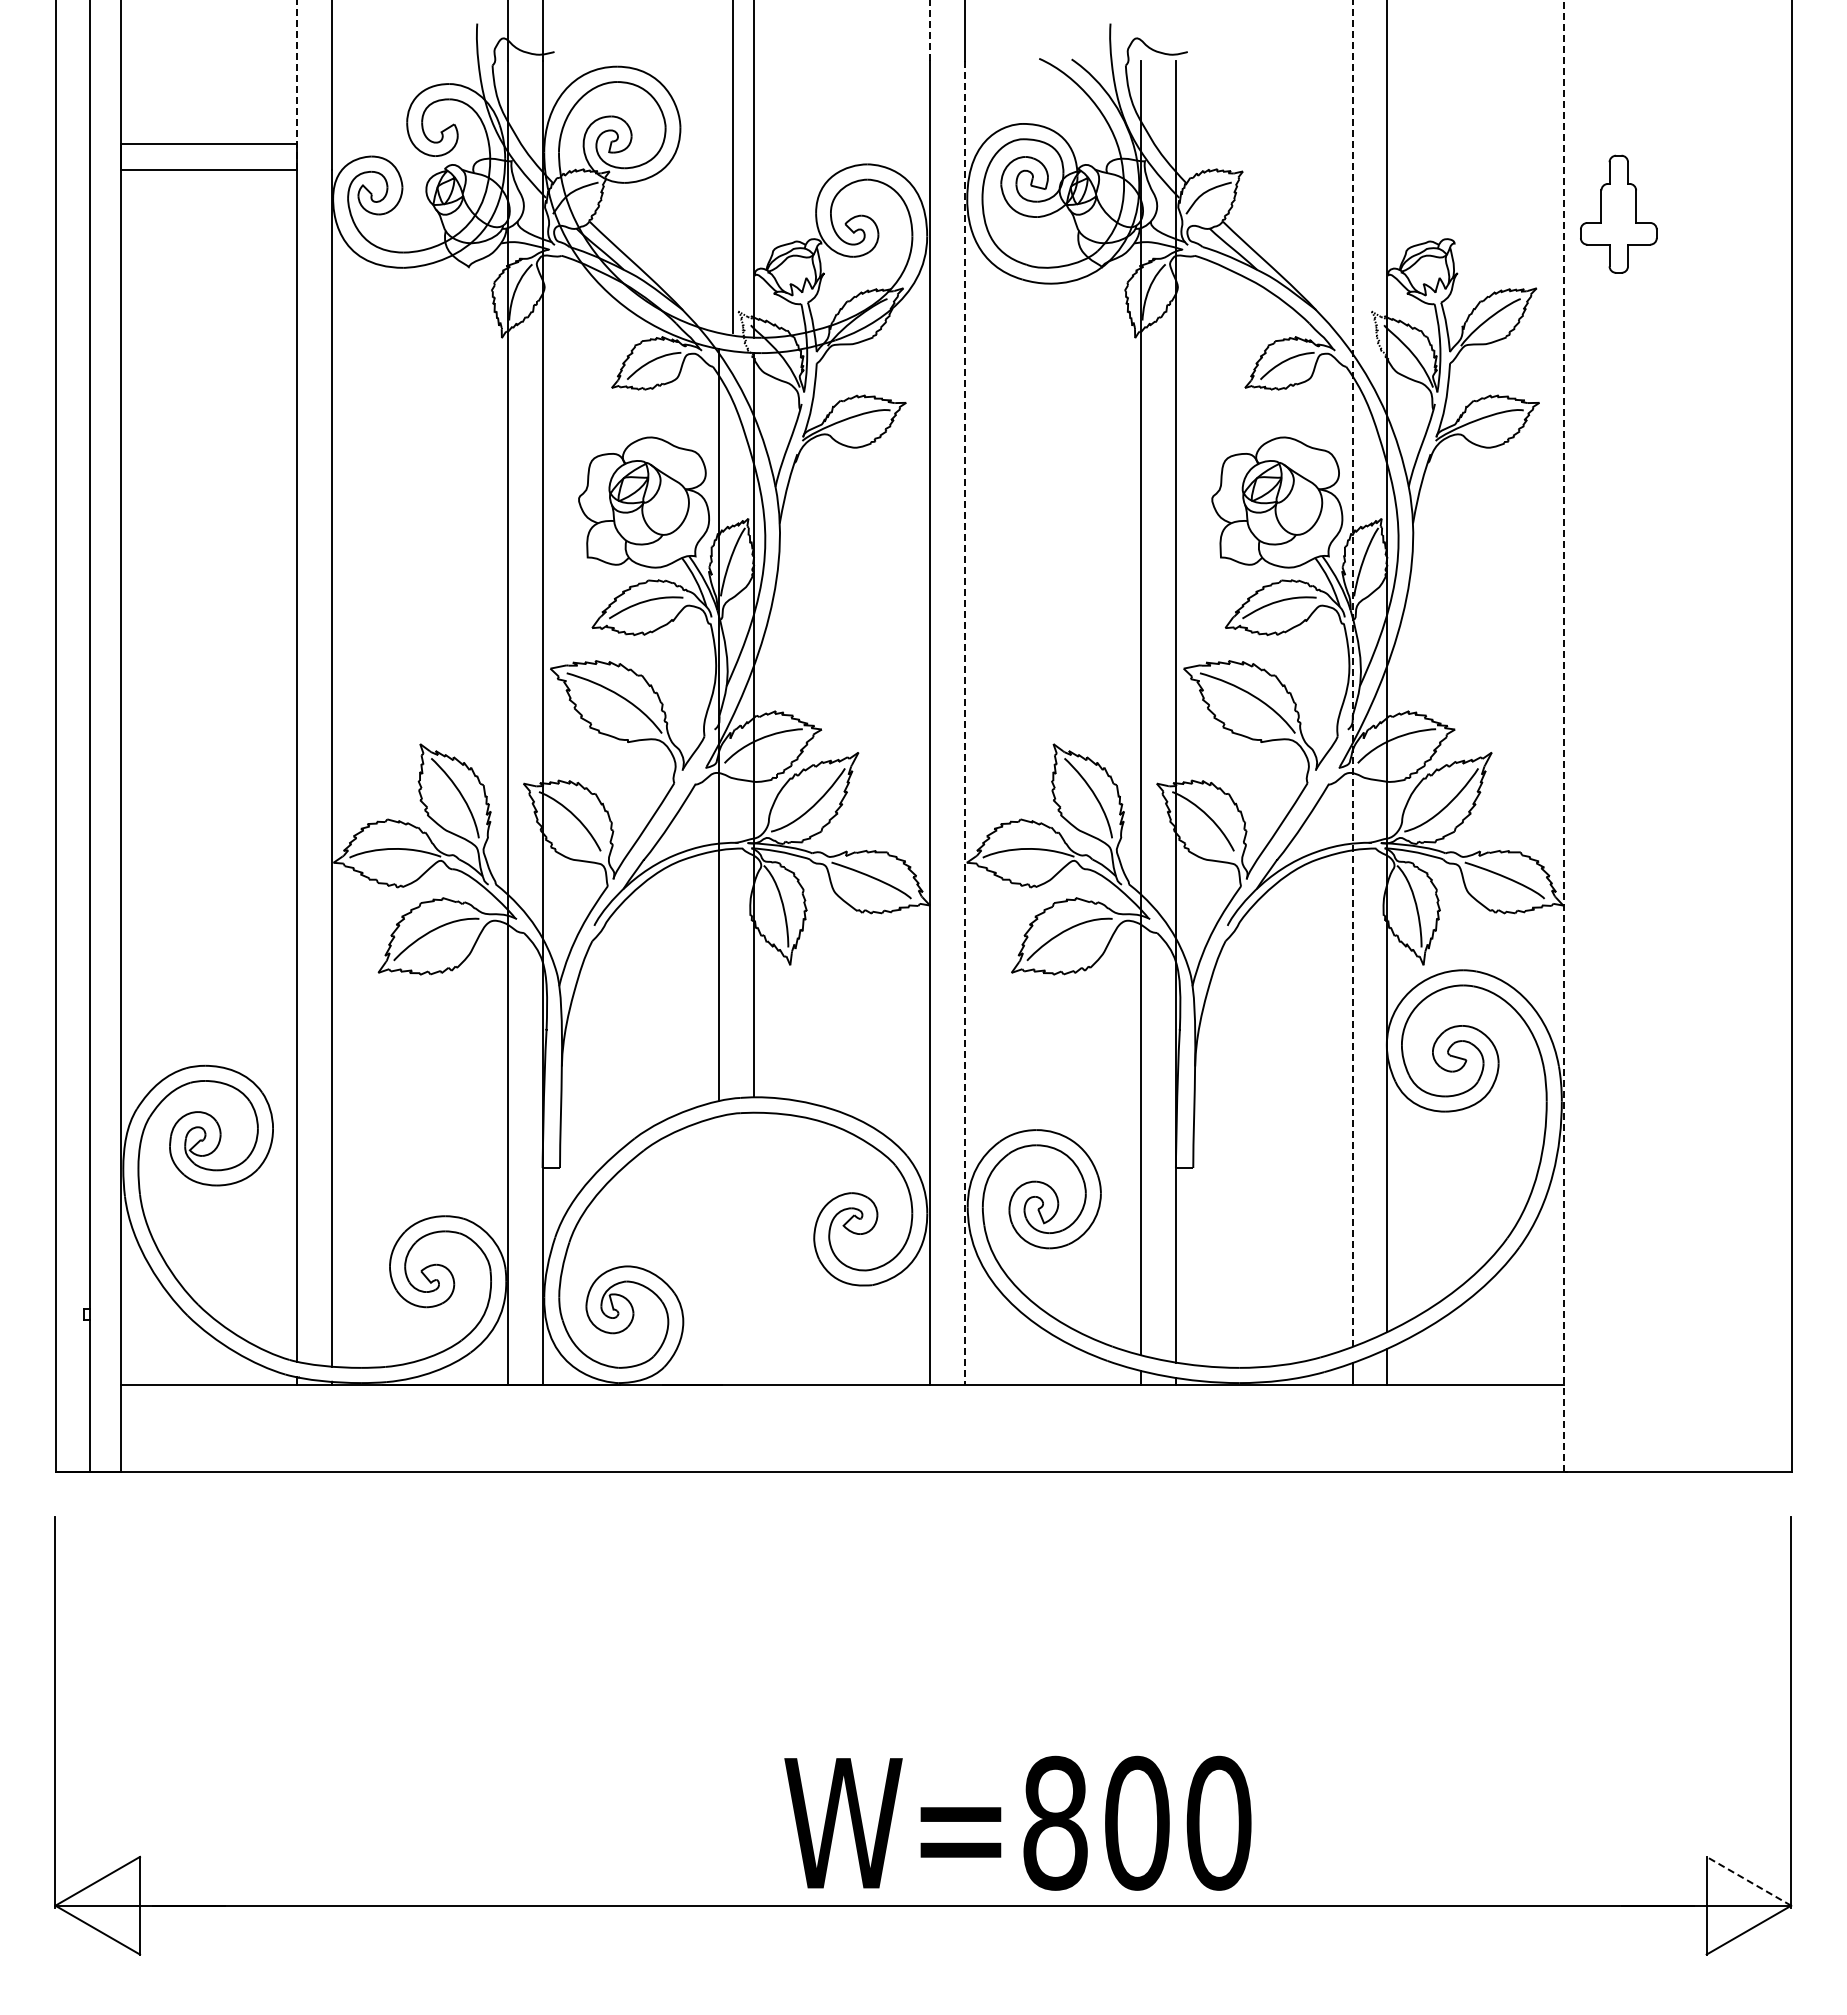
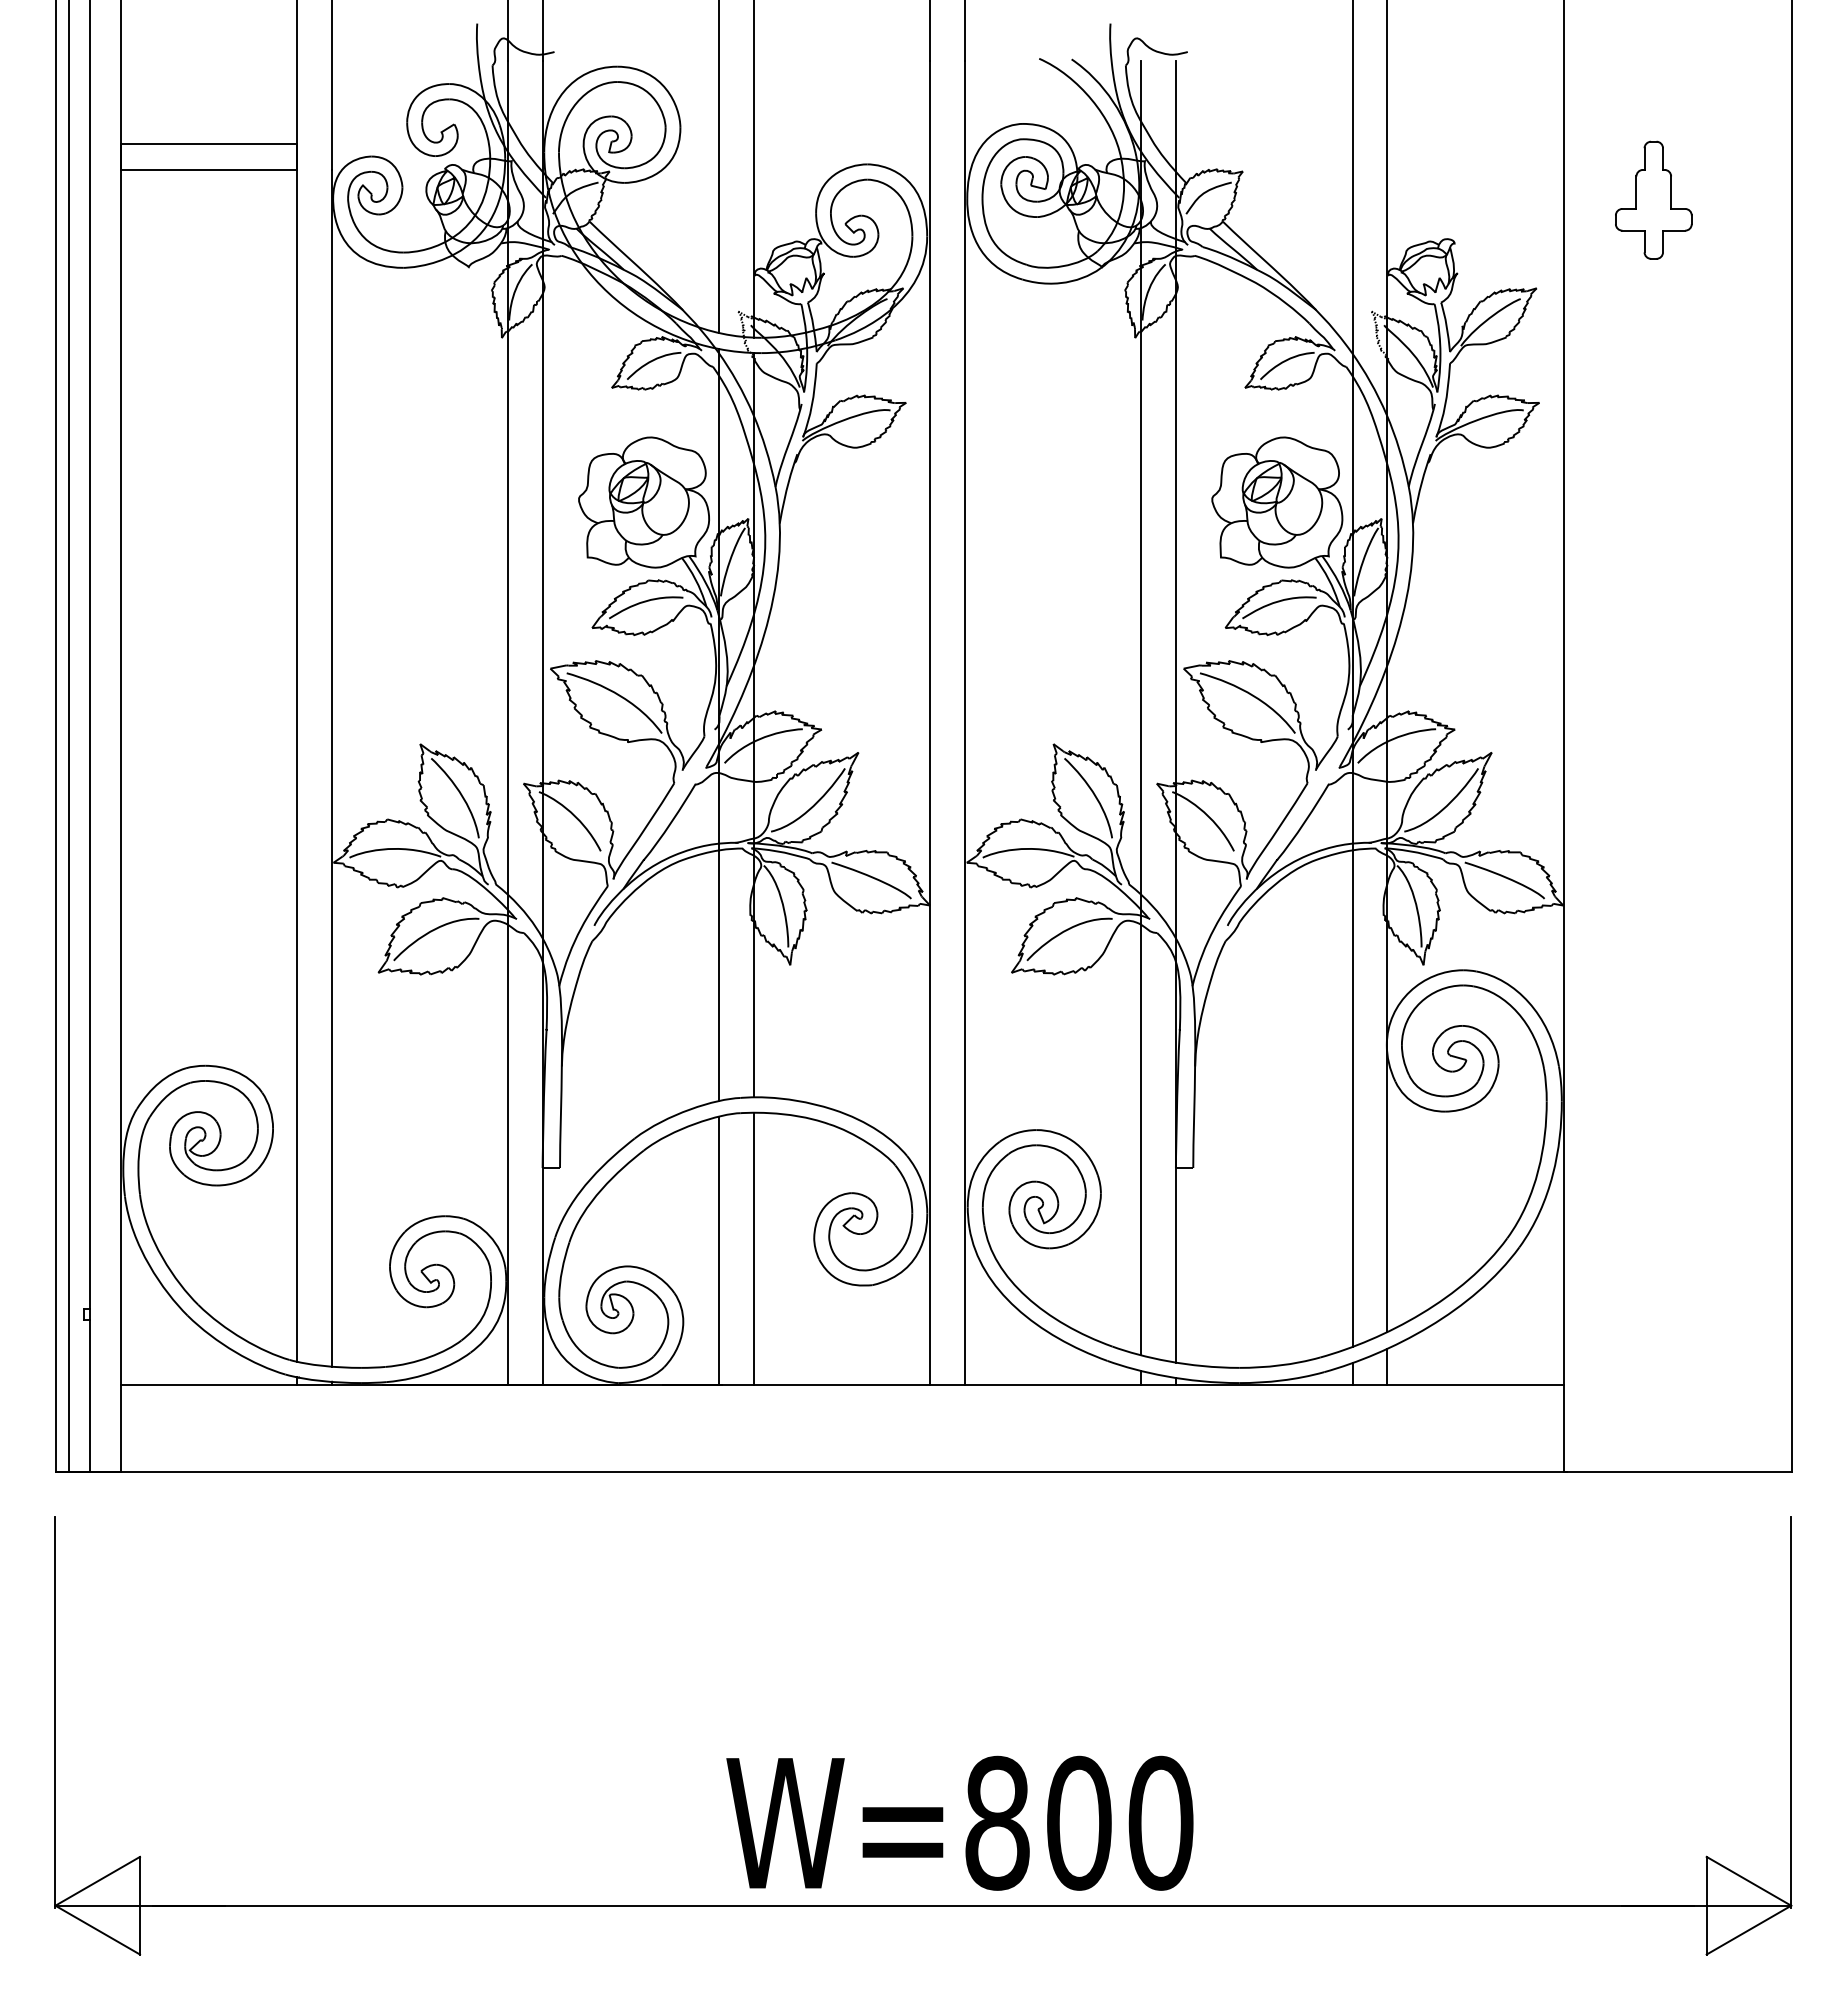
line: dashed -> solid (930, 30)
line: dashed -> solid (296, 84)
line position: (733, 167) -> (719, 167) (719, 167)
part position: (1618, 213) -> (1653, 199) (1653, 199)
line: dashed -> solid (1352, 673)
line: dashed -> solid (964, 723)
line: dashed -> solid (1563, 735)
line: none -> present (68, 736)
line: none -> present (753, 1248)
line: none -> present (719, 1250)
text position: (1017, 1822) -> (959, 1822) (959, 1822)
line: dashed -> solid (1748, 1881)
